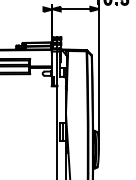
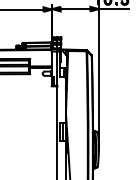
line: none -> present (22, 9)
line: none -> present (113, 9)
